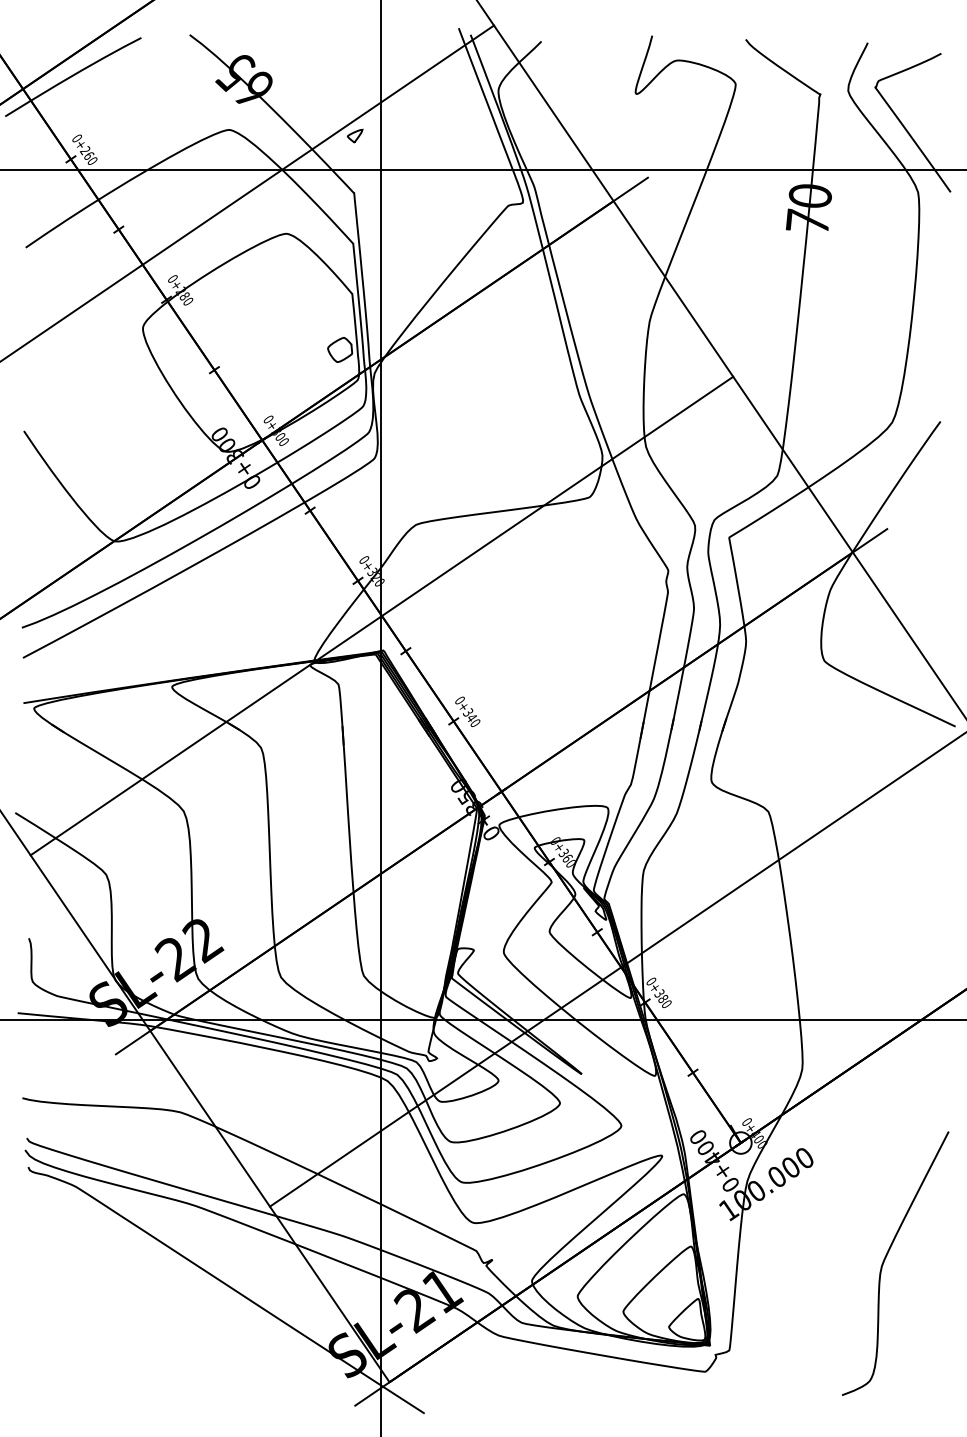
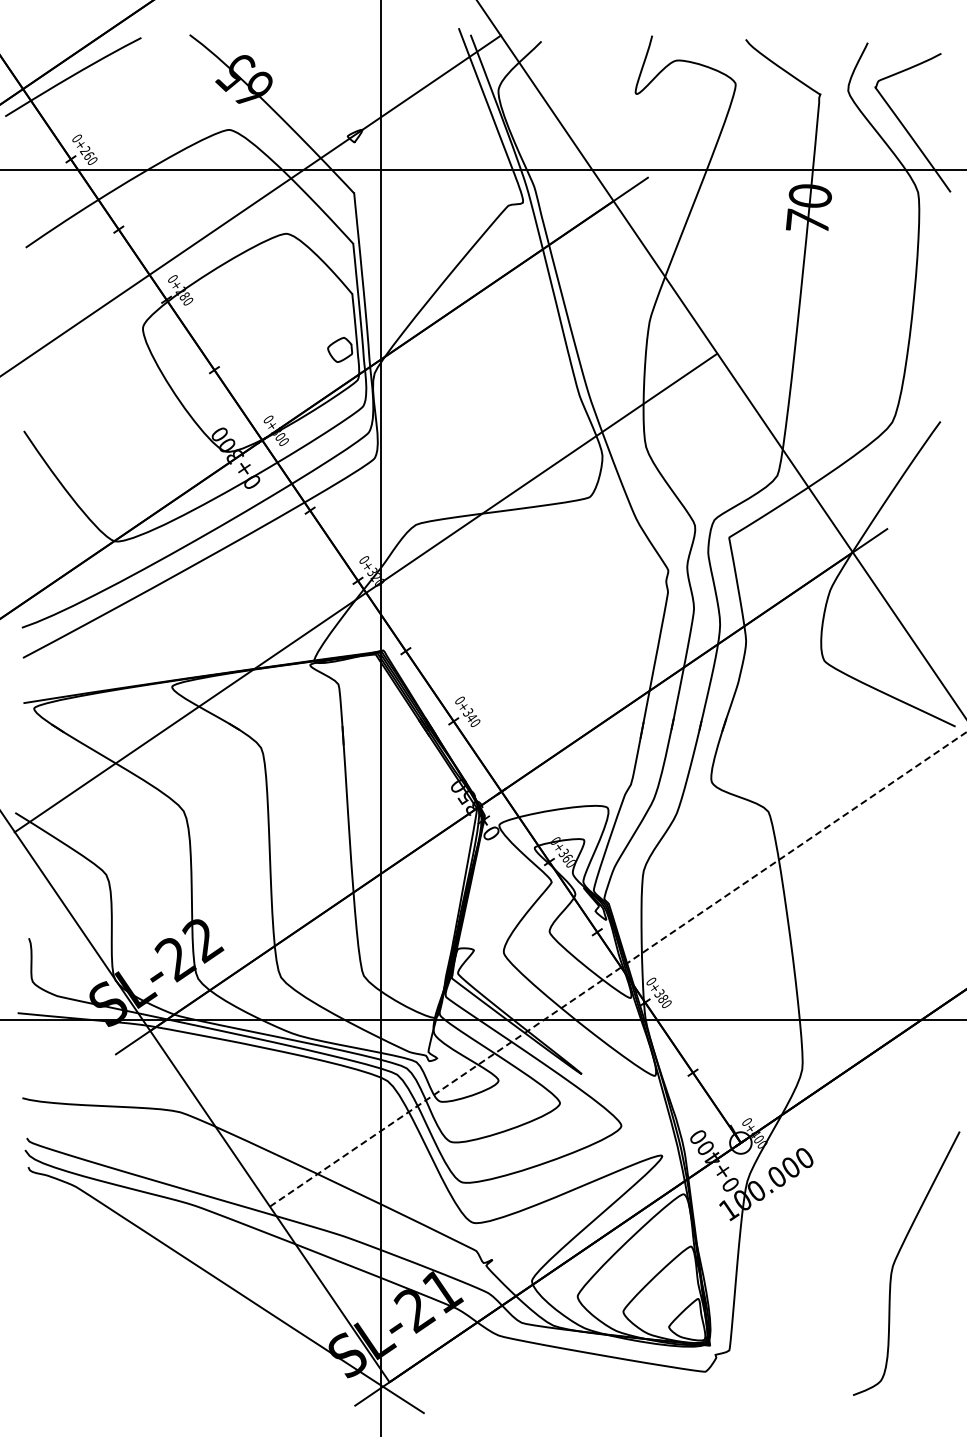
line position: (248, 192) -> (251, 205) (251, 205)
line position: (381, 615) -> (365, 592) (365, 592)
line: solid -> dashed (618, 969)
curve position: (885, 1260) -> (896, 1260) (896, 1260)
